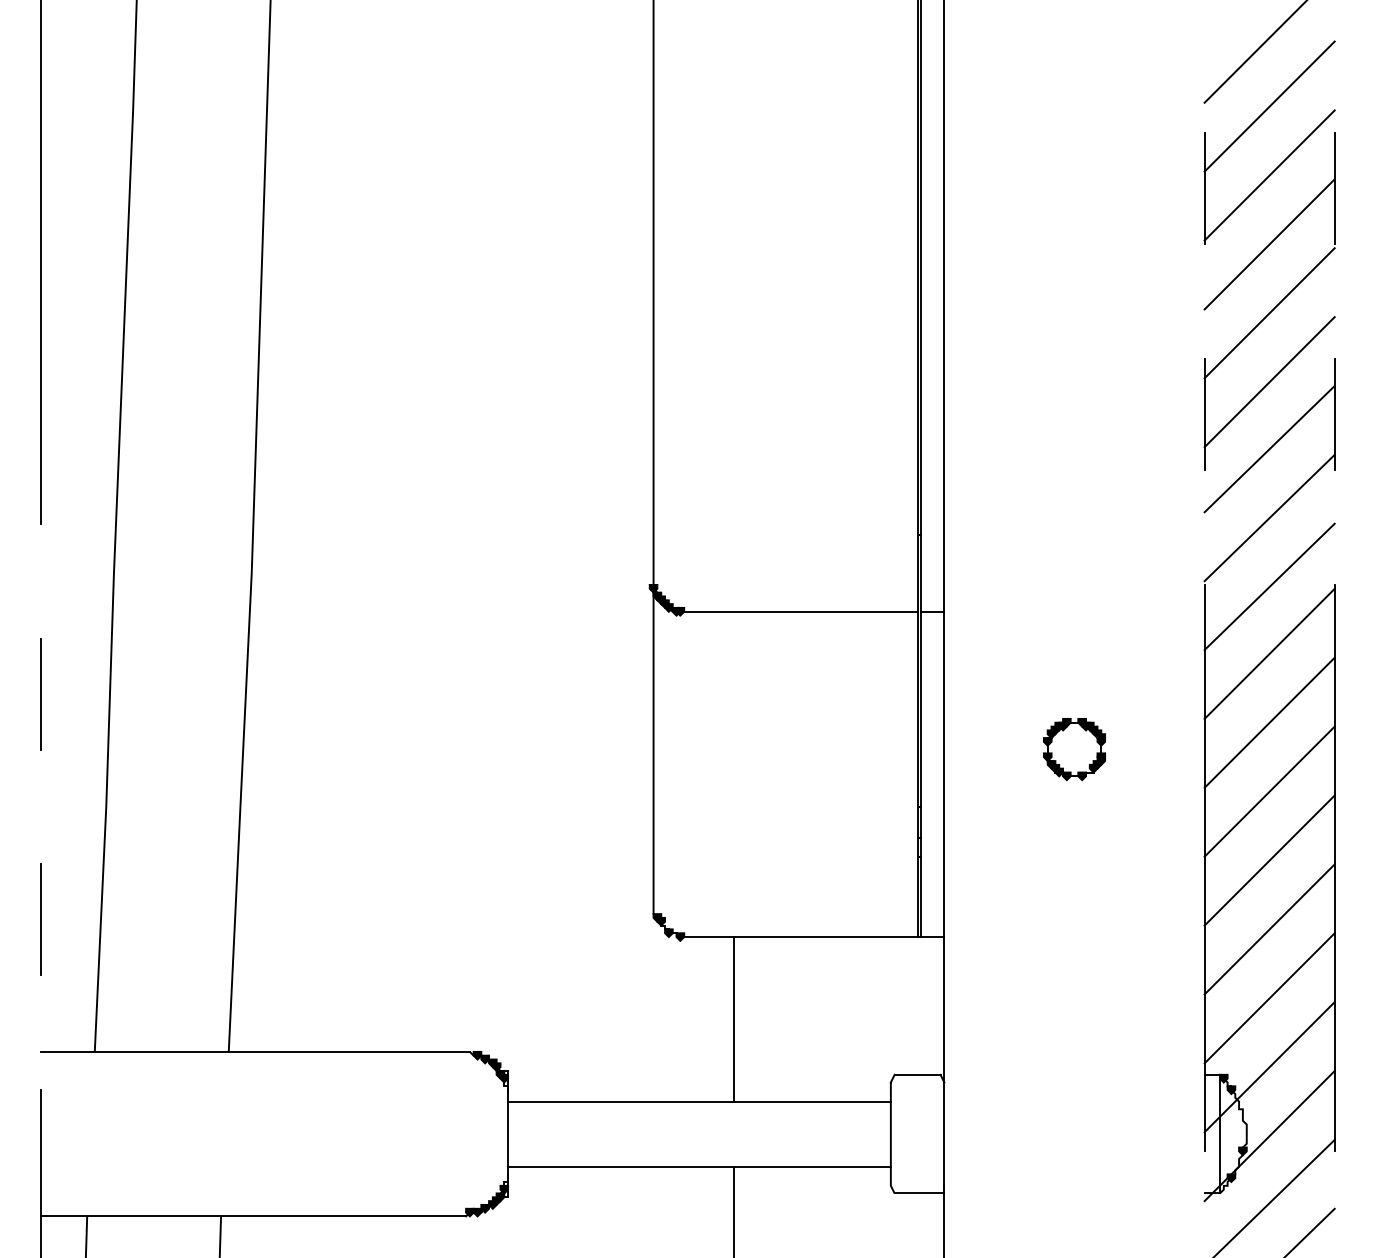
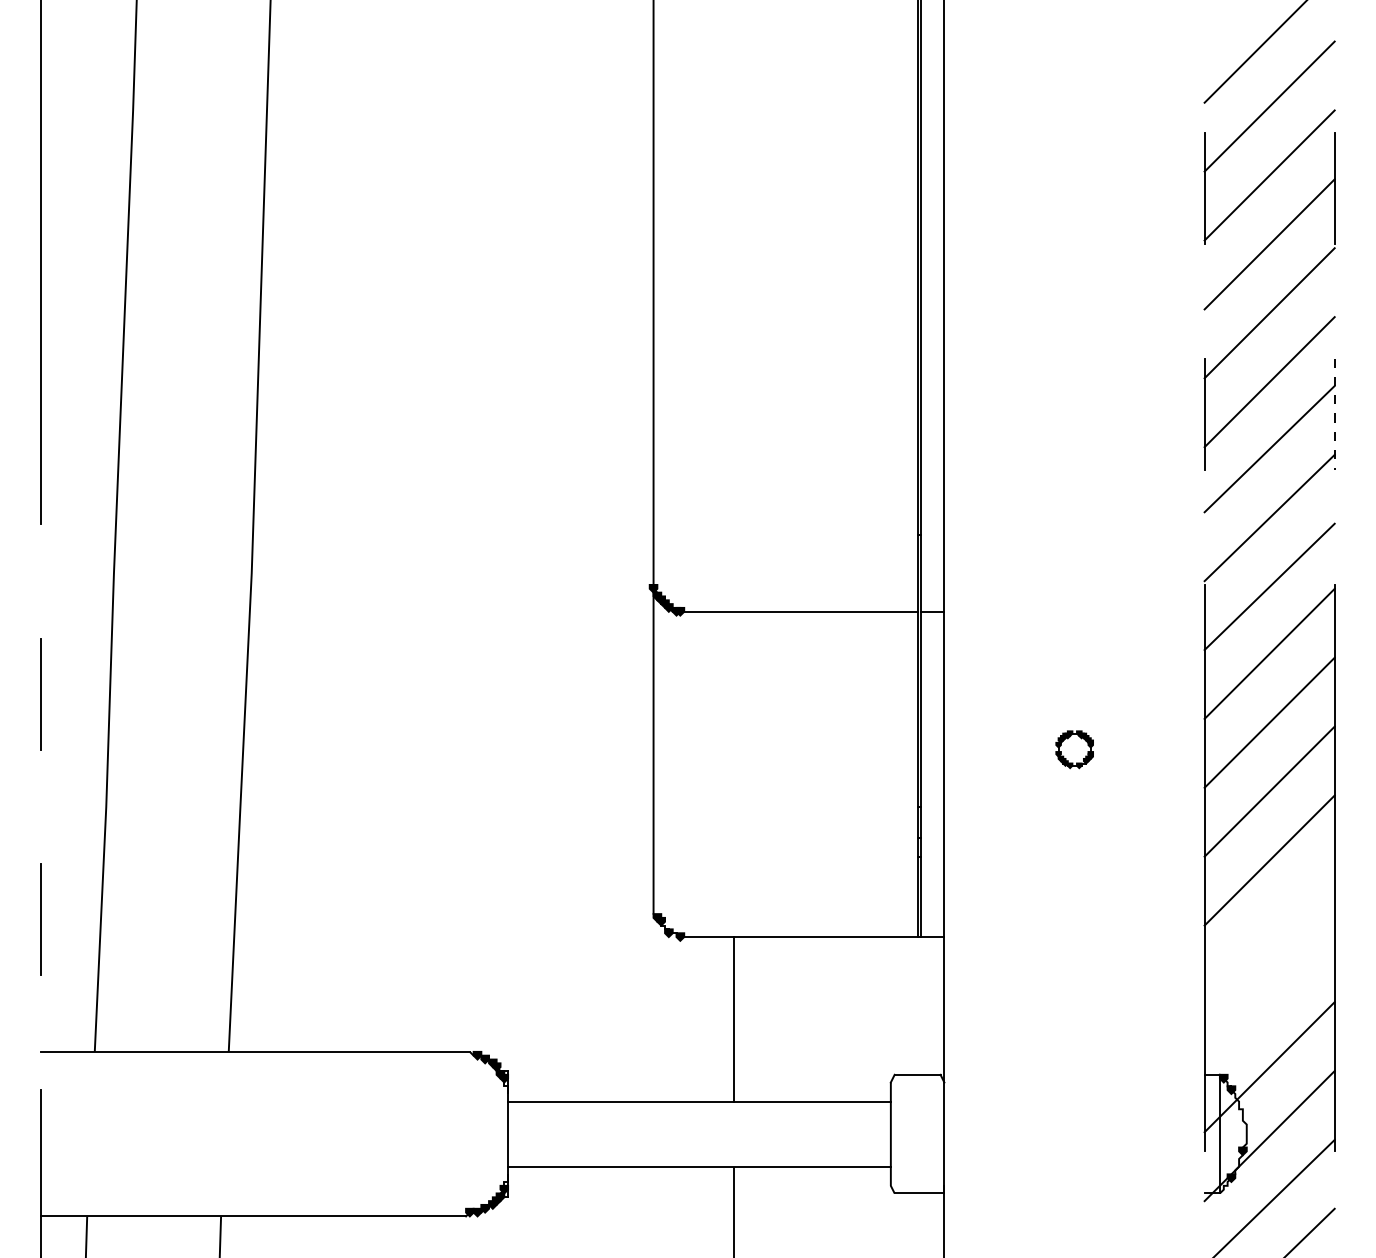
line: solid -> dashed (1334, 415)
part size: 64x64 px -> 39x40 px (1074, 749)
line: present -> none (1269, 929)
line: present -> none (1269, 998)
